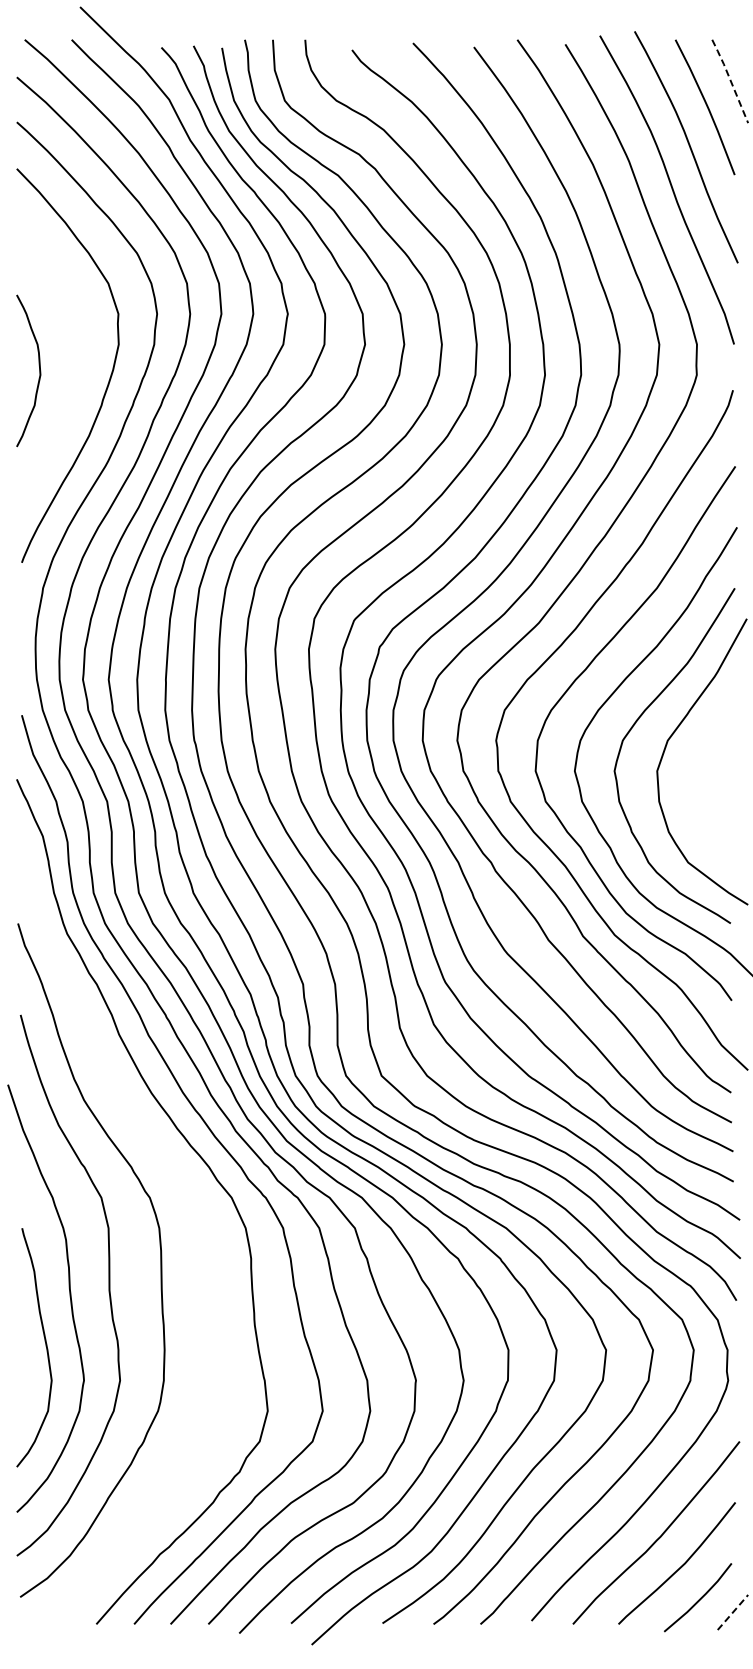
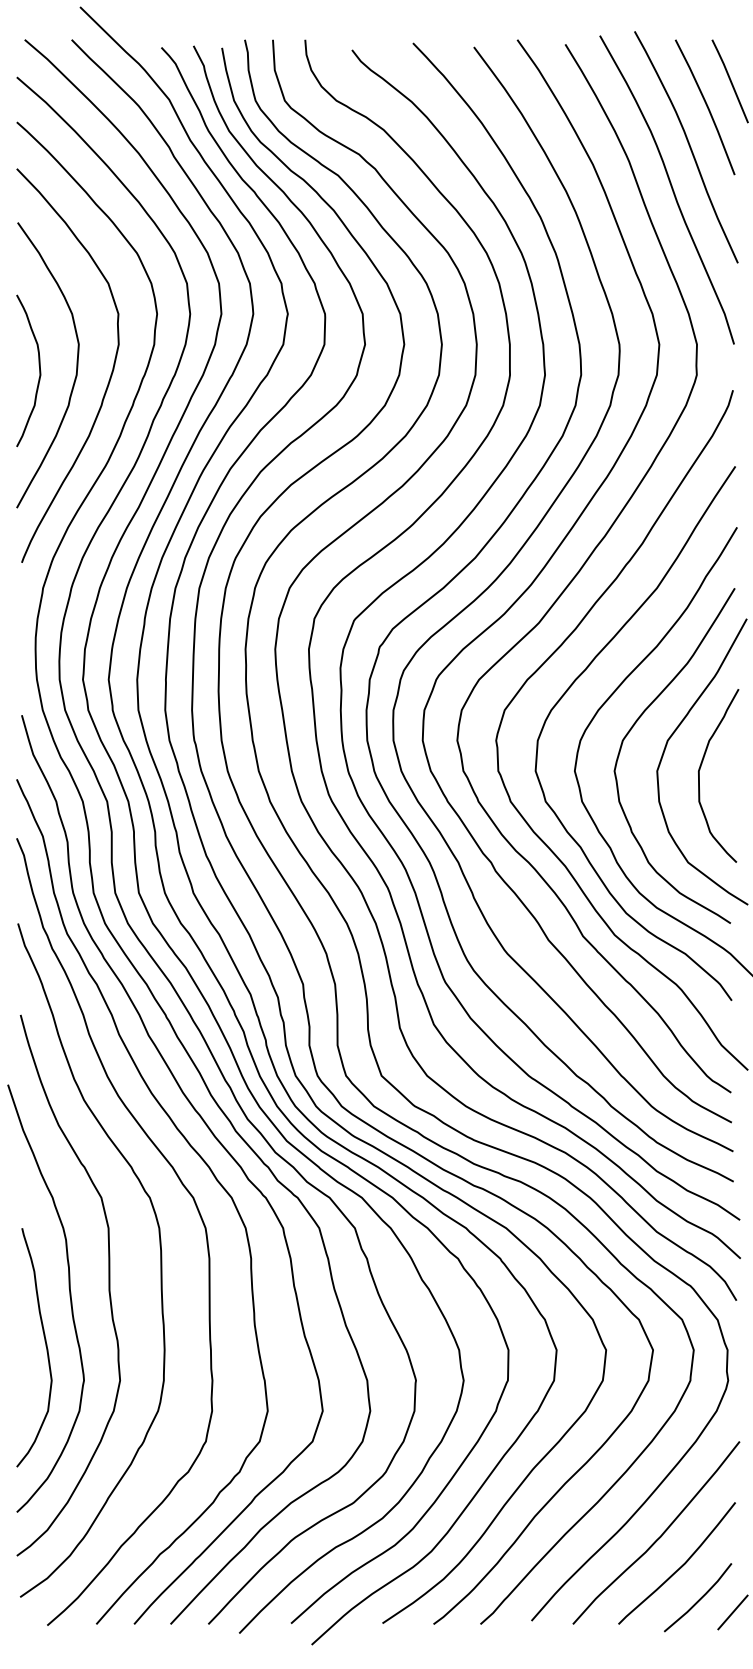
line: dashed -> solid (730, 79)
curve: none -> present (76, 365)
curve: none -> present (700, 769)
curve: none -> present (181, 1184)
line: dashed -> solid (733, 1612)
